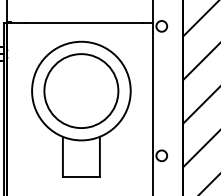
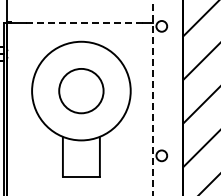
line: solid -> dashed (84, 23)
circle diameter: 74 px -> 44 px (81, 90)
line: solid -> dashed (152, 98)
